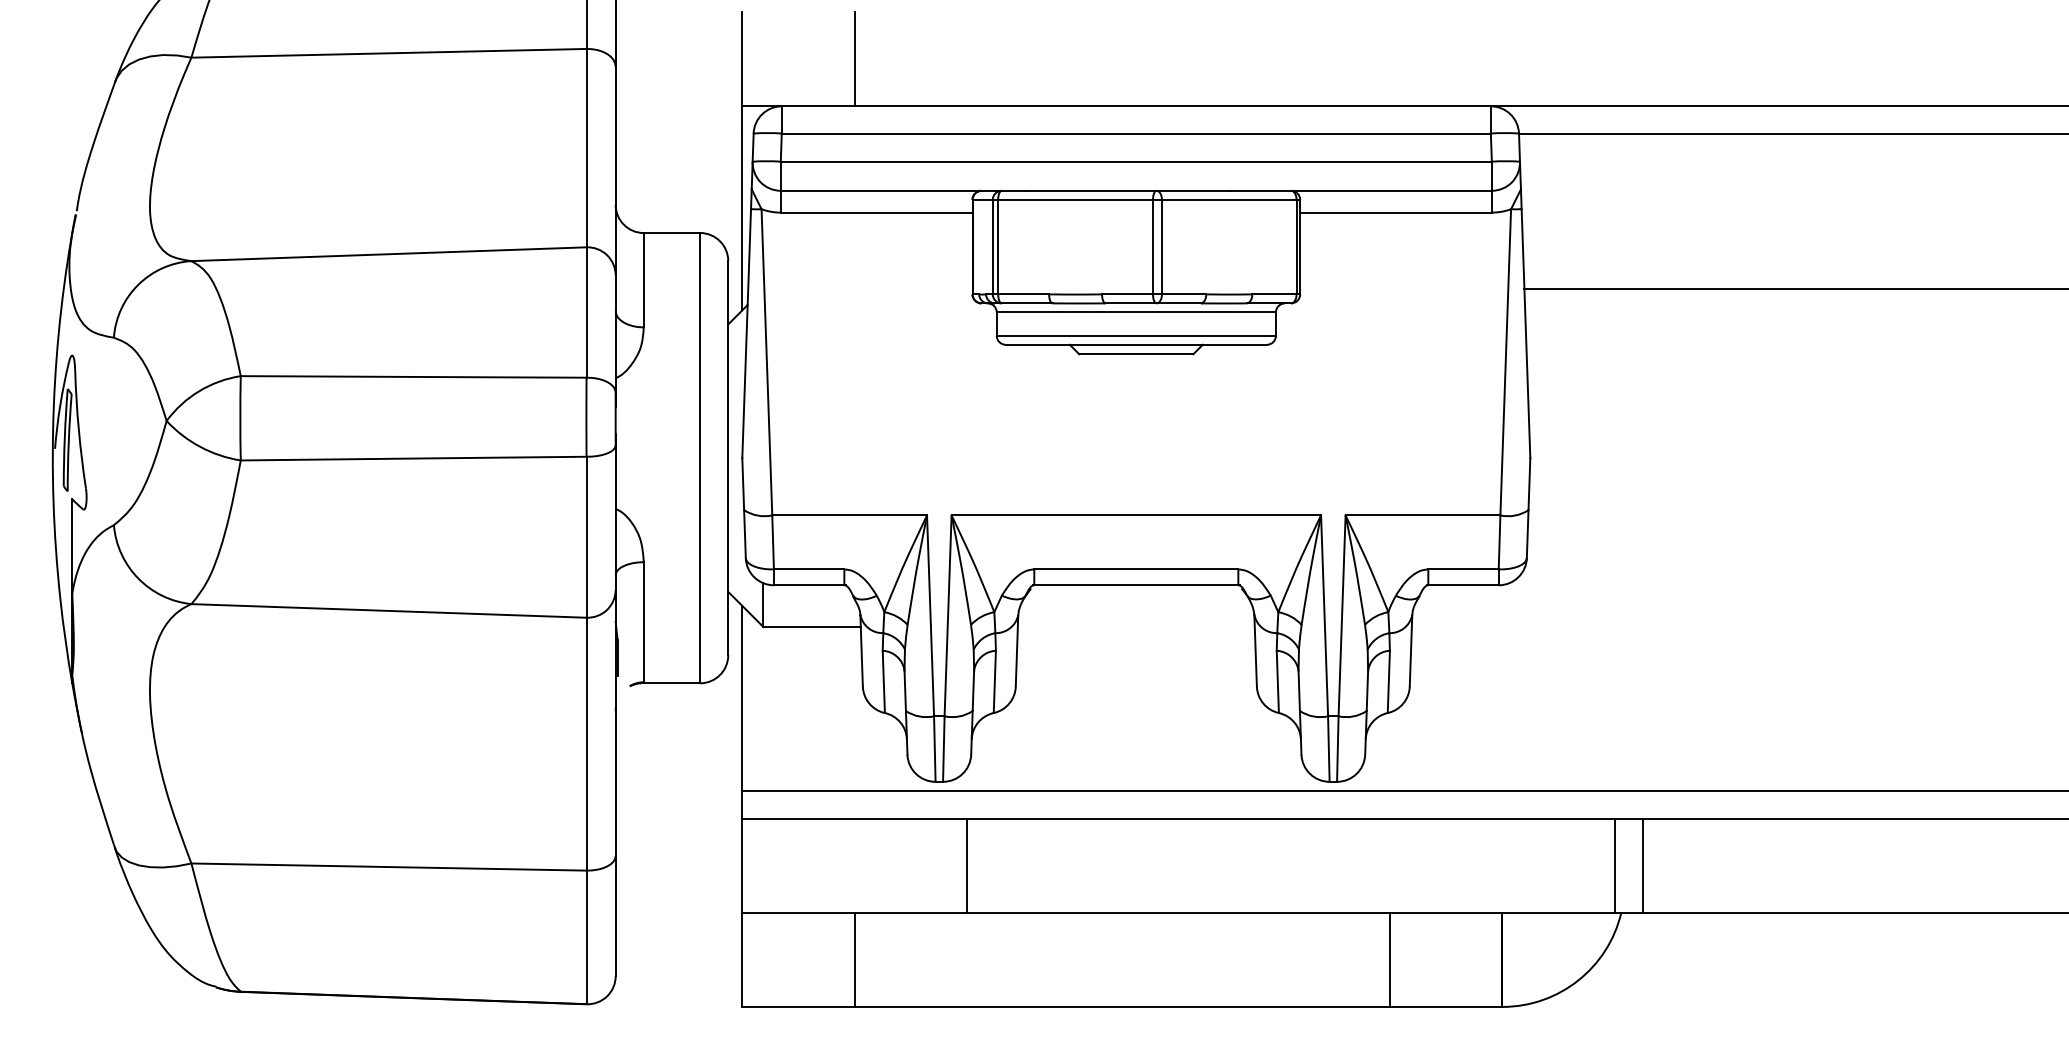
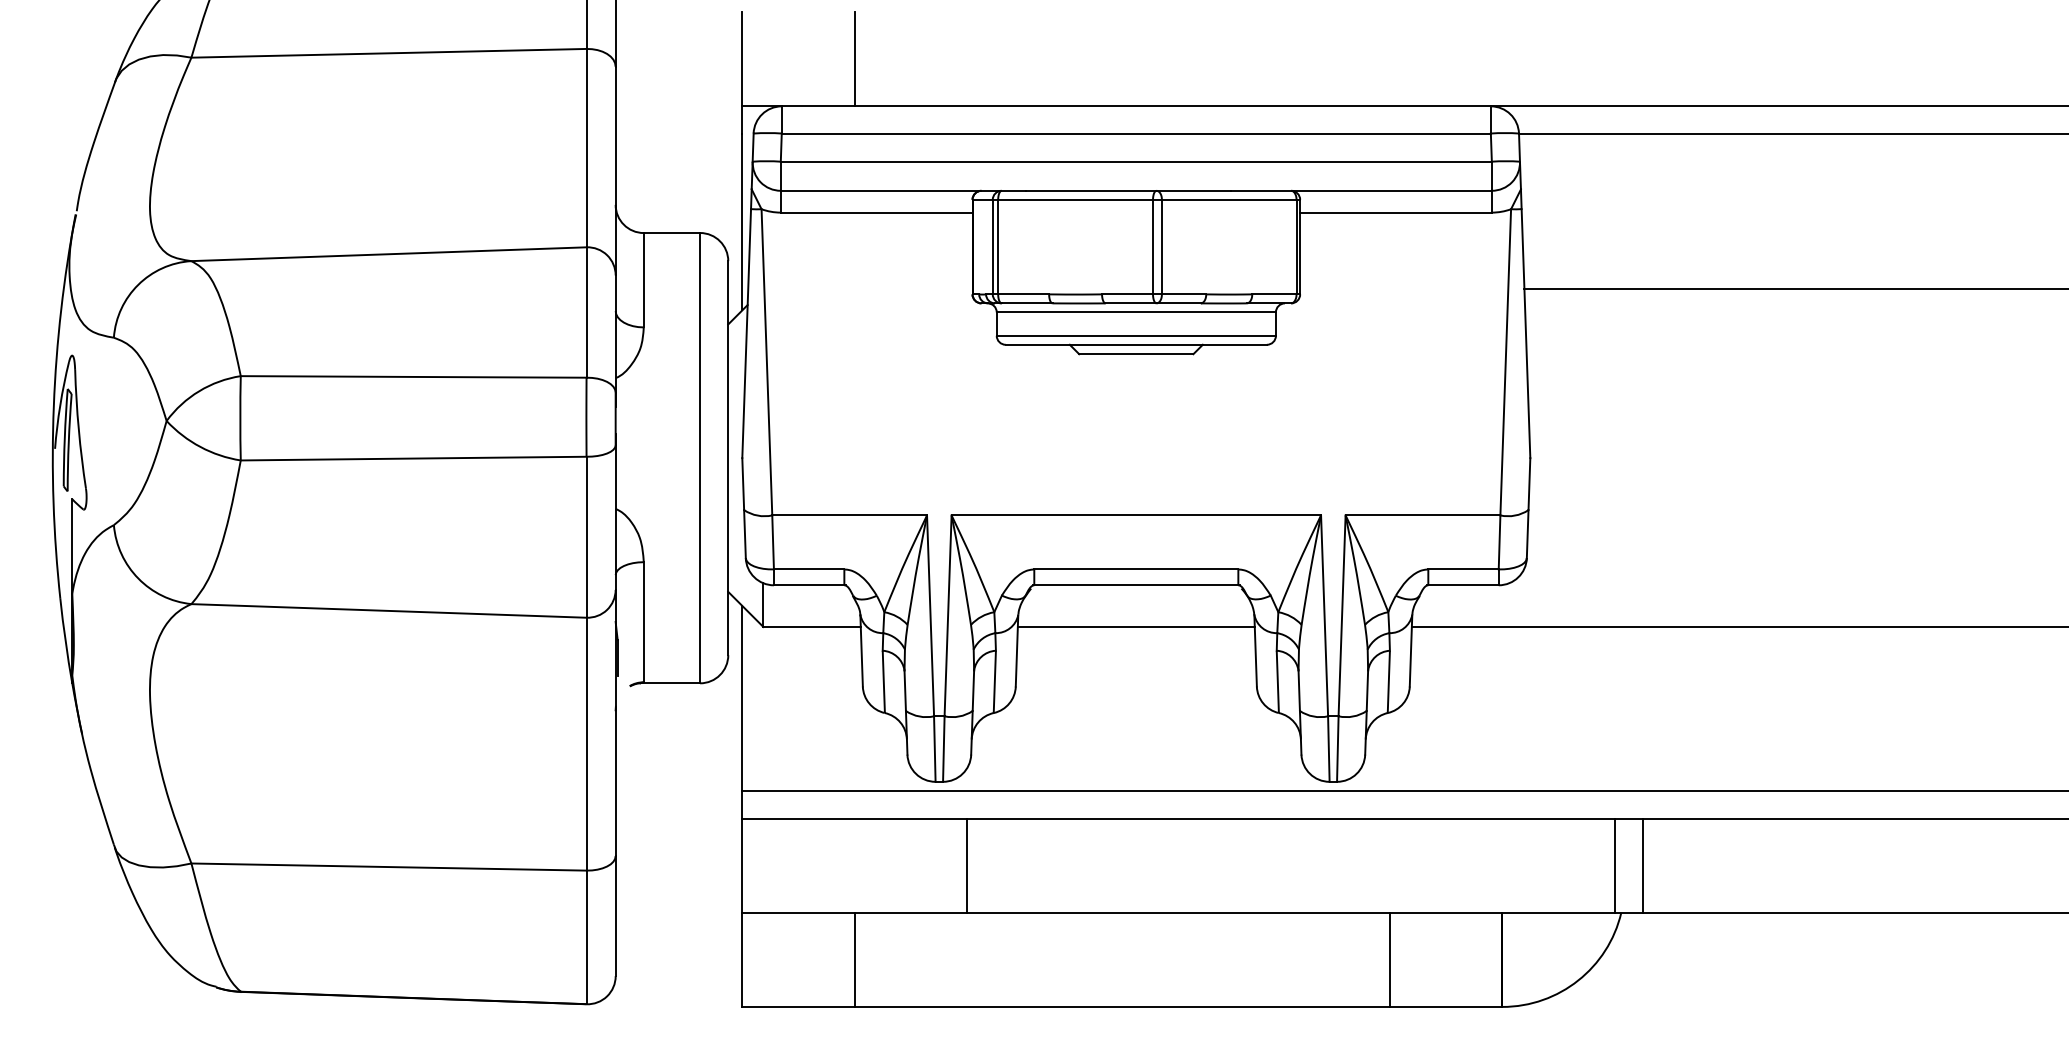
line: none -> present (1135, 627)
line: none -> present (1738, 627)
